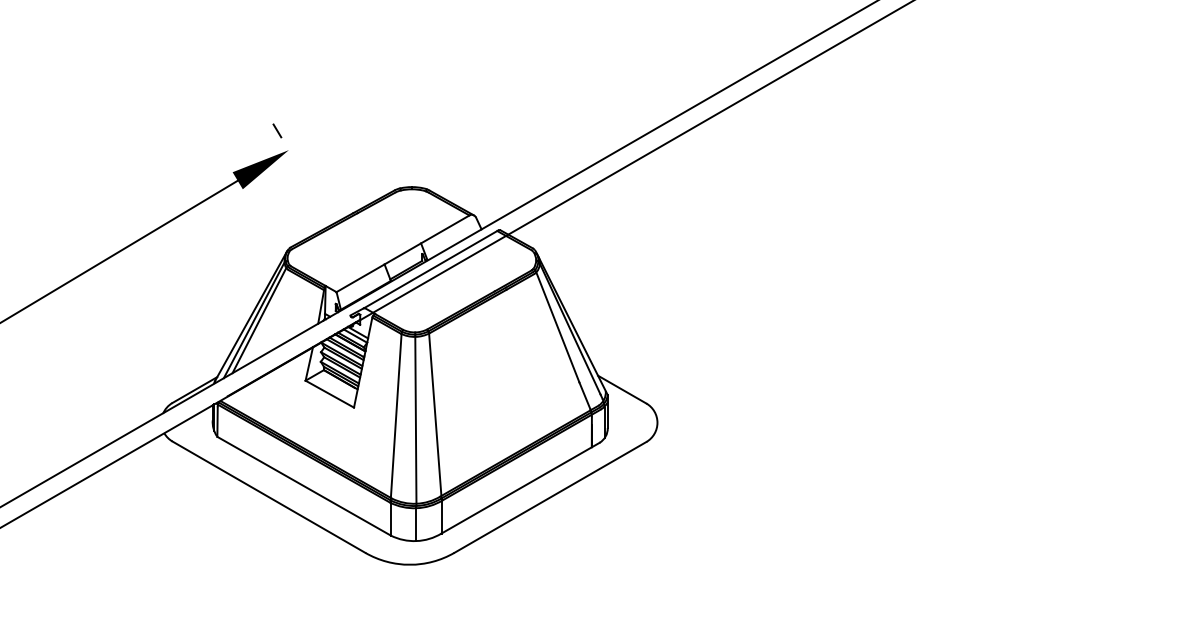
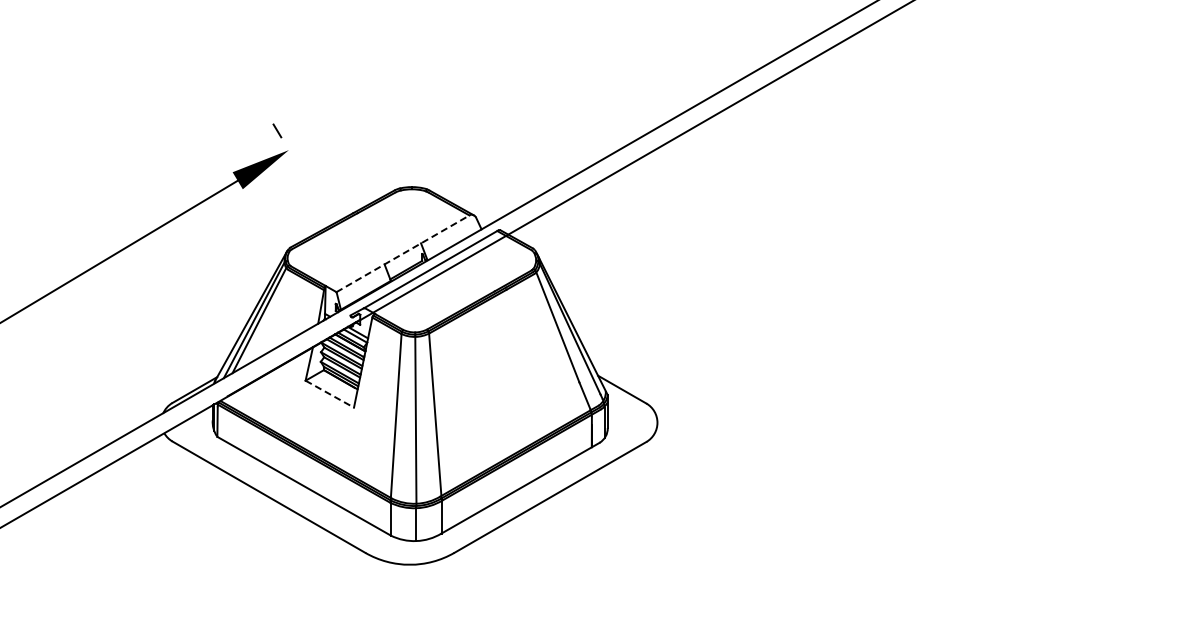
line: solid -> dashed (403, 253)
line: solid -> dashed (329, 394)
